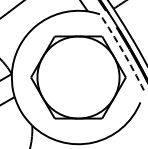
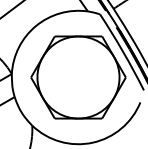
arc: dashed -> solid (123, 51)
